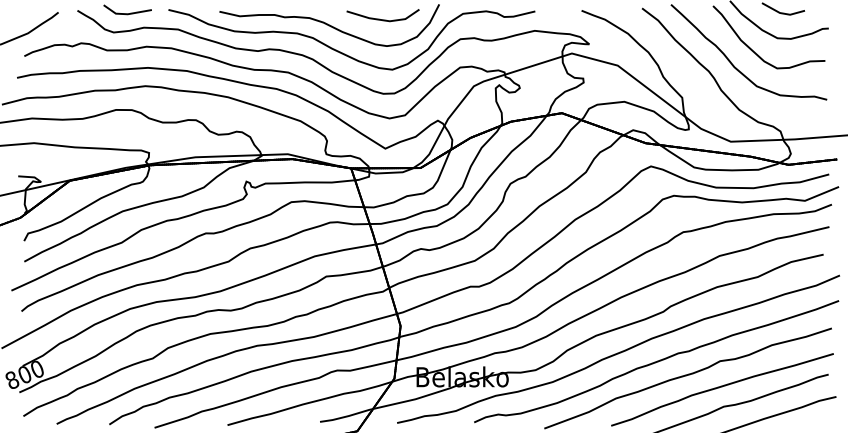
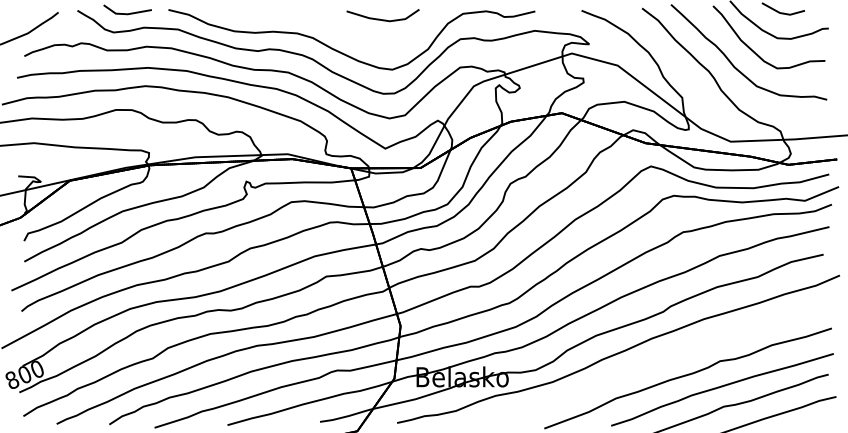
curve: present -> none (329, 25)
part: present -> none (656, 361)
